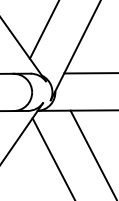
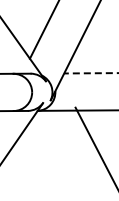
line: solid -> dashed (91, 73)
line position: (92, 153) -> (95, 146) (95, 146)
line: present -> none (52, 157)
